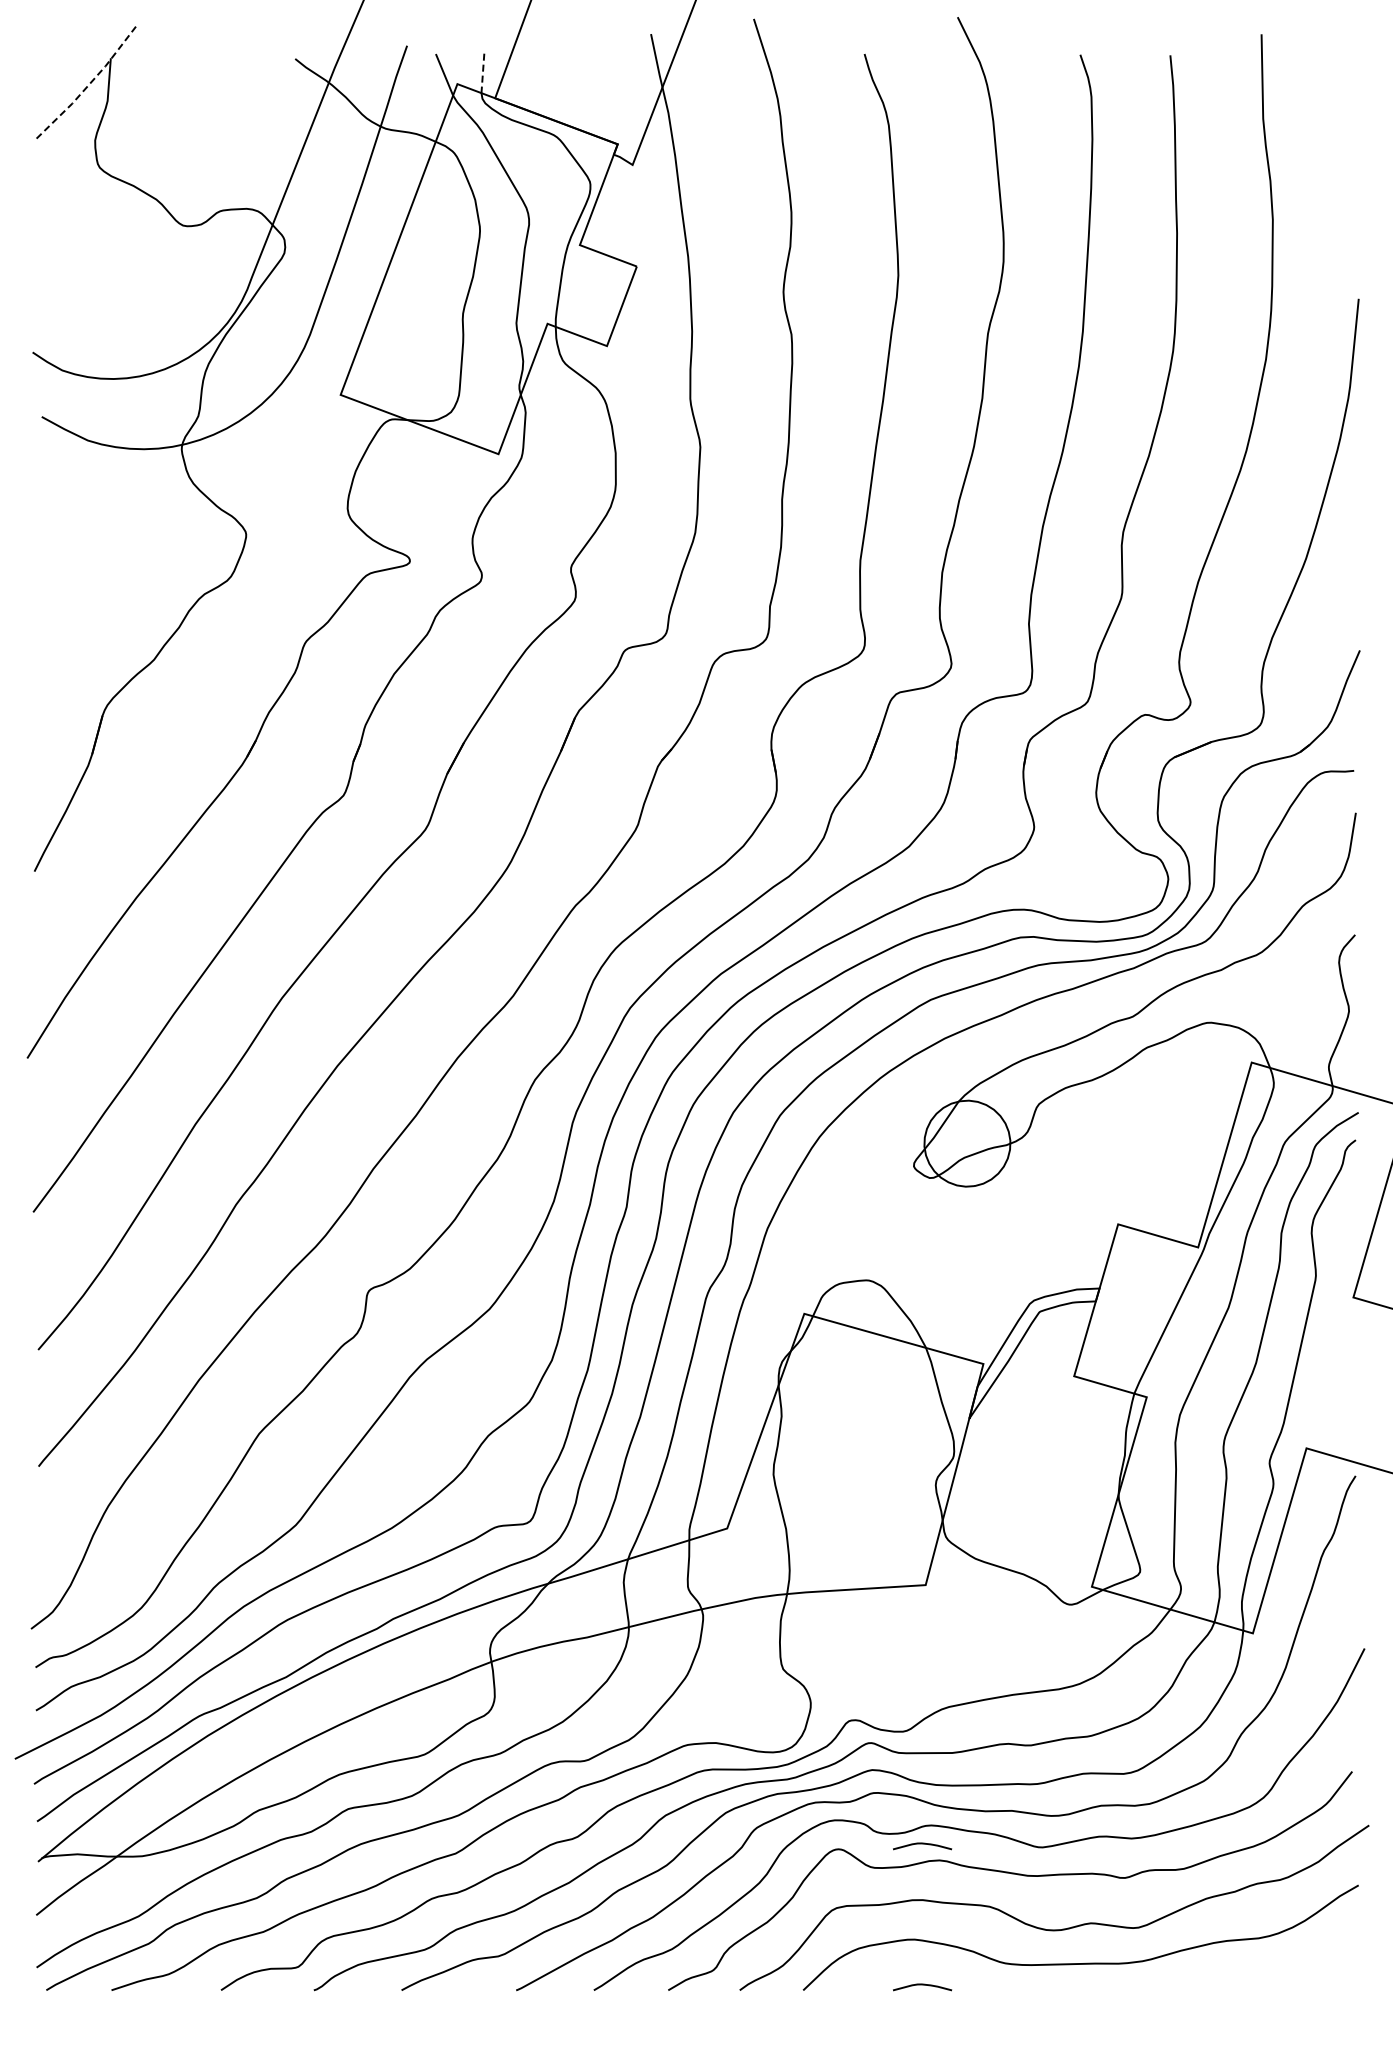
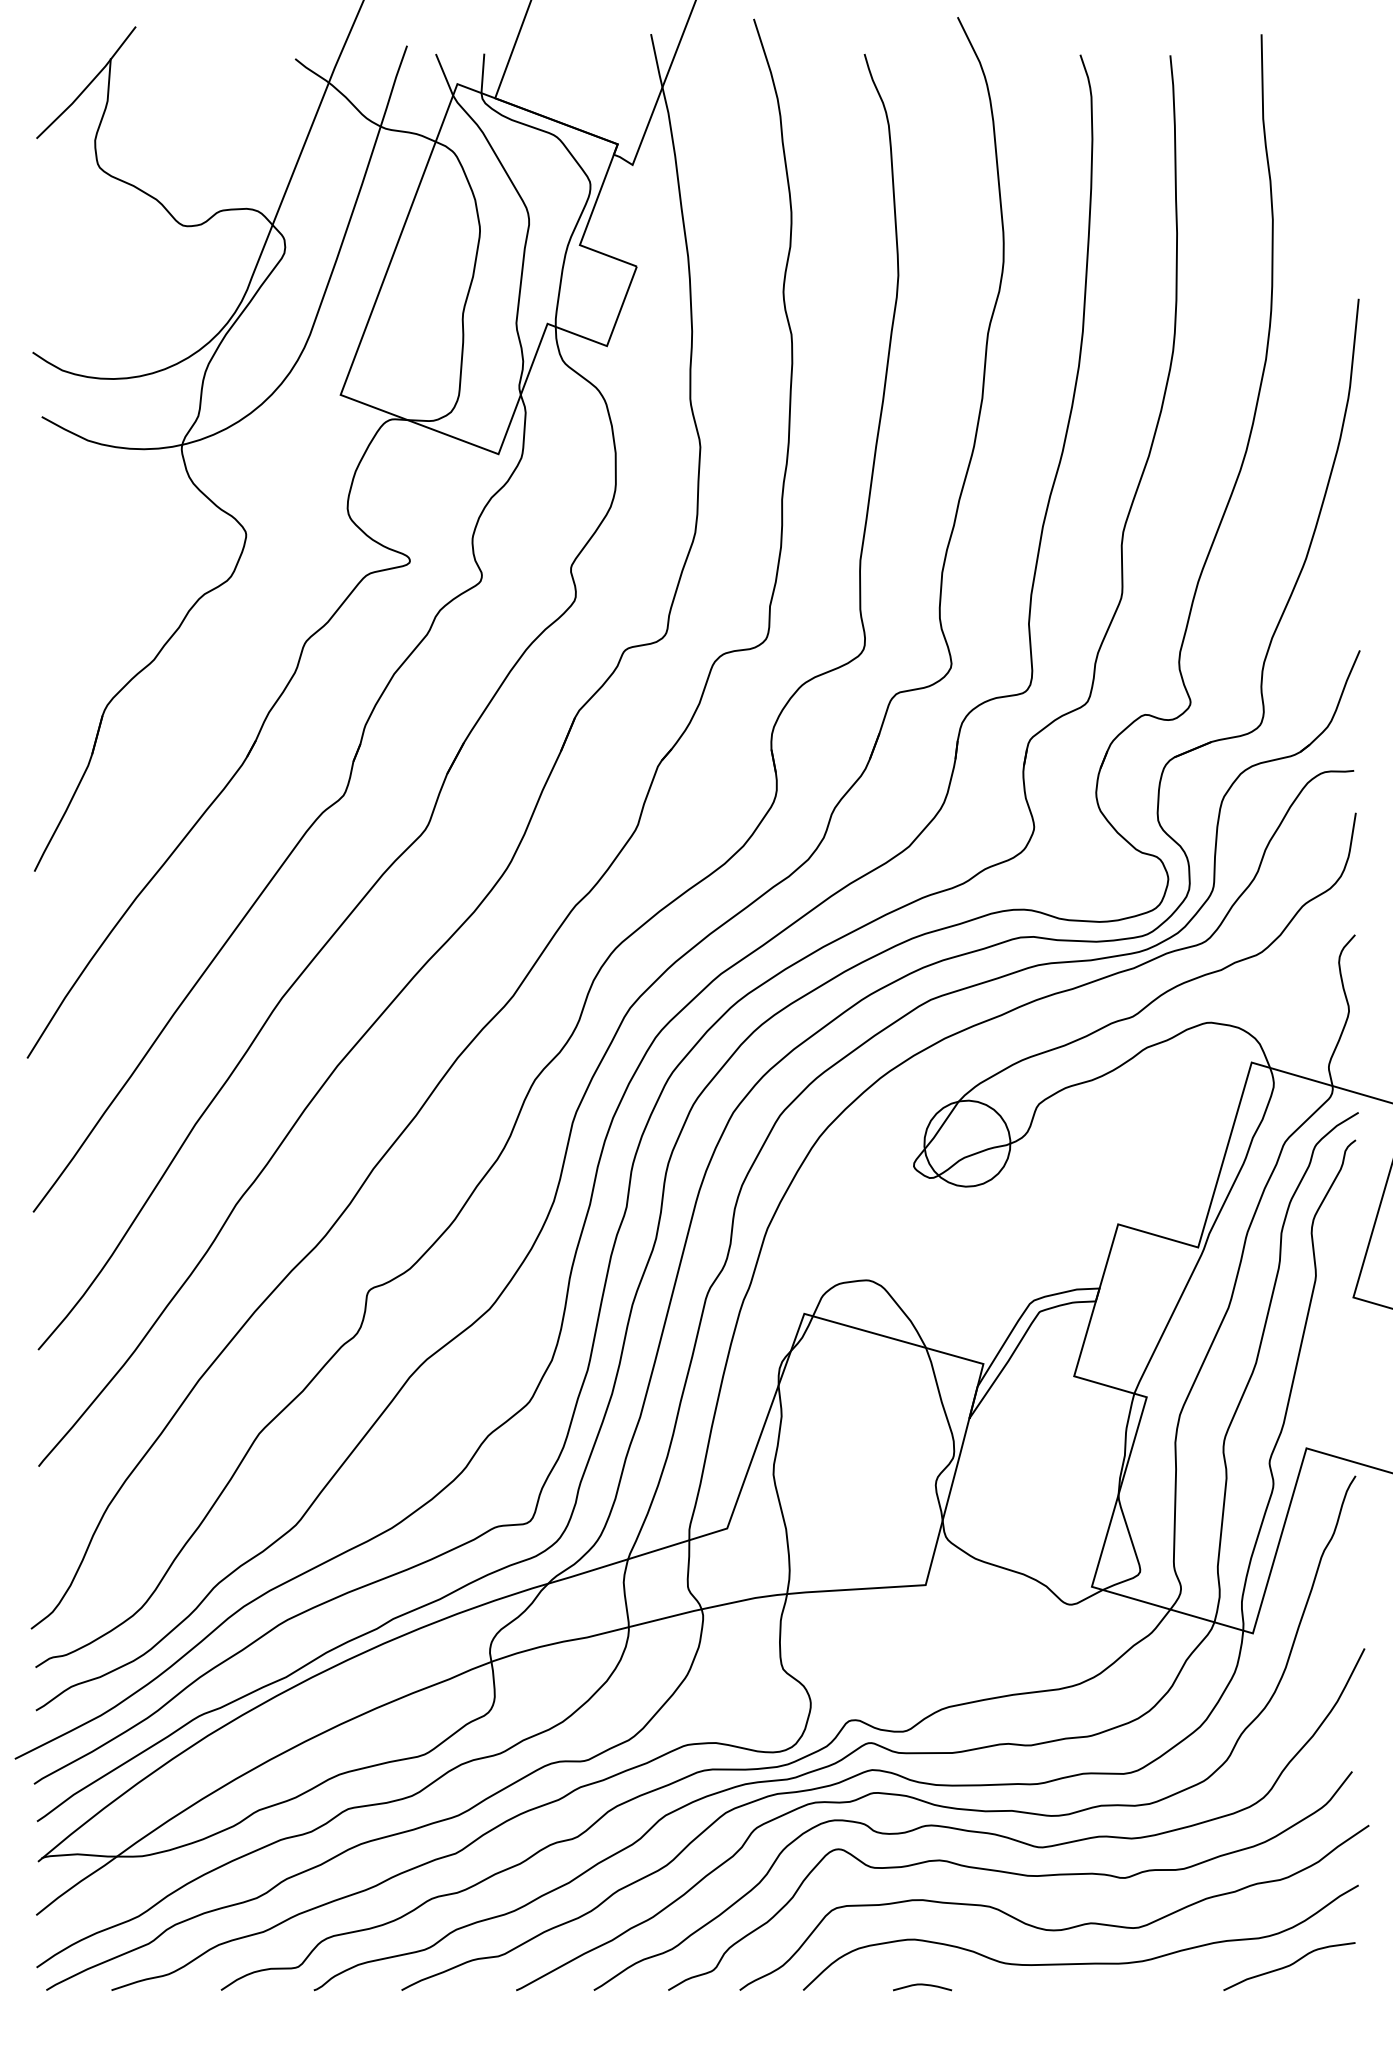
line: dashed -> solid (482, 73)
line: dashed -> solid (88, 85)
curve: present -> none (922, 1844)
curve: none -> present (1289, 1966)
